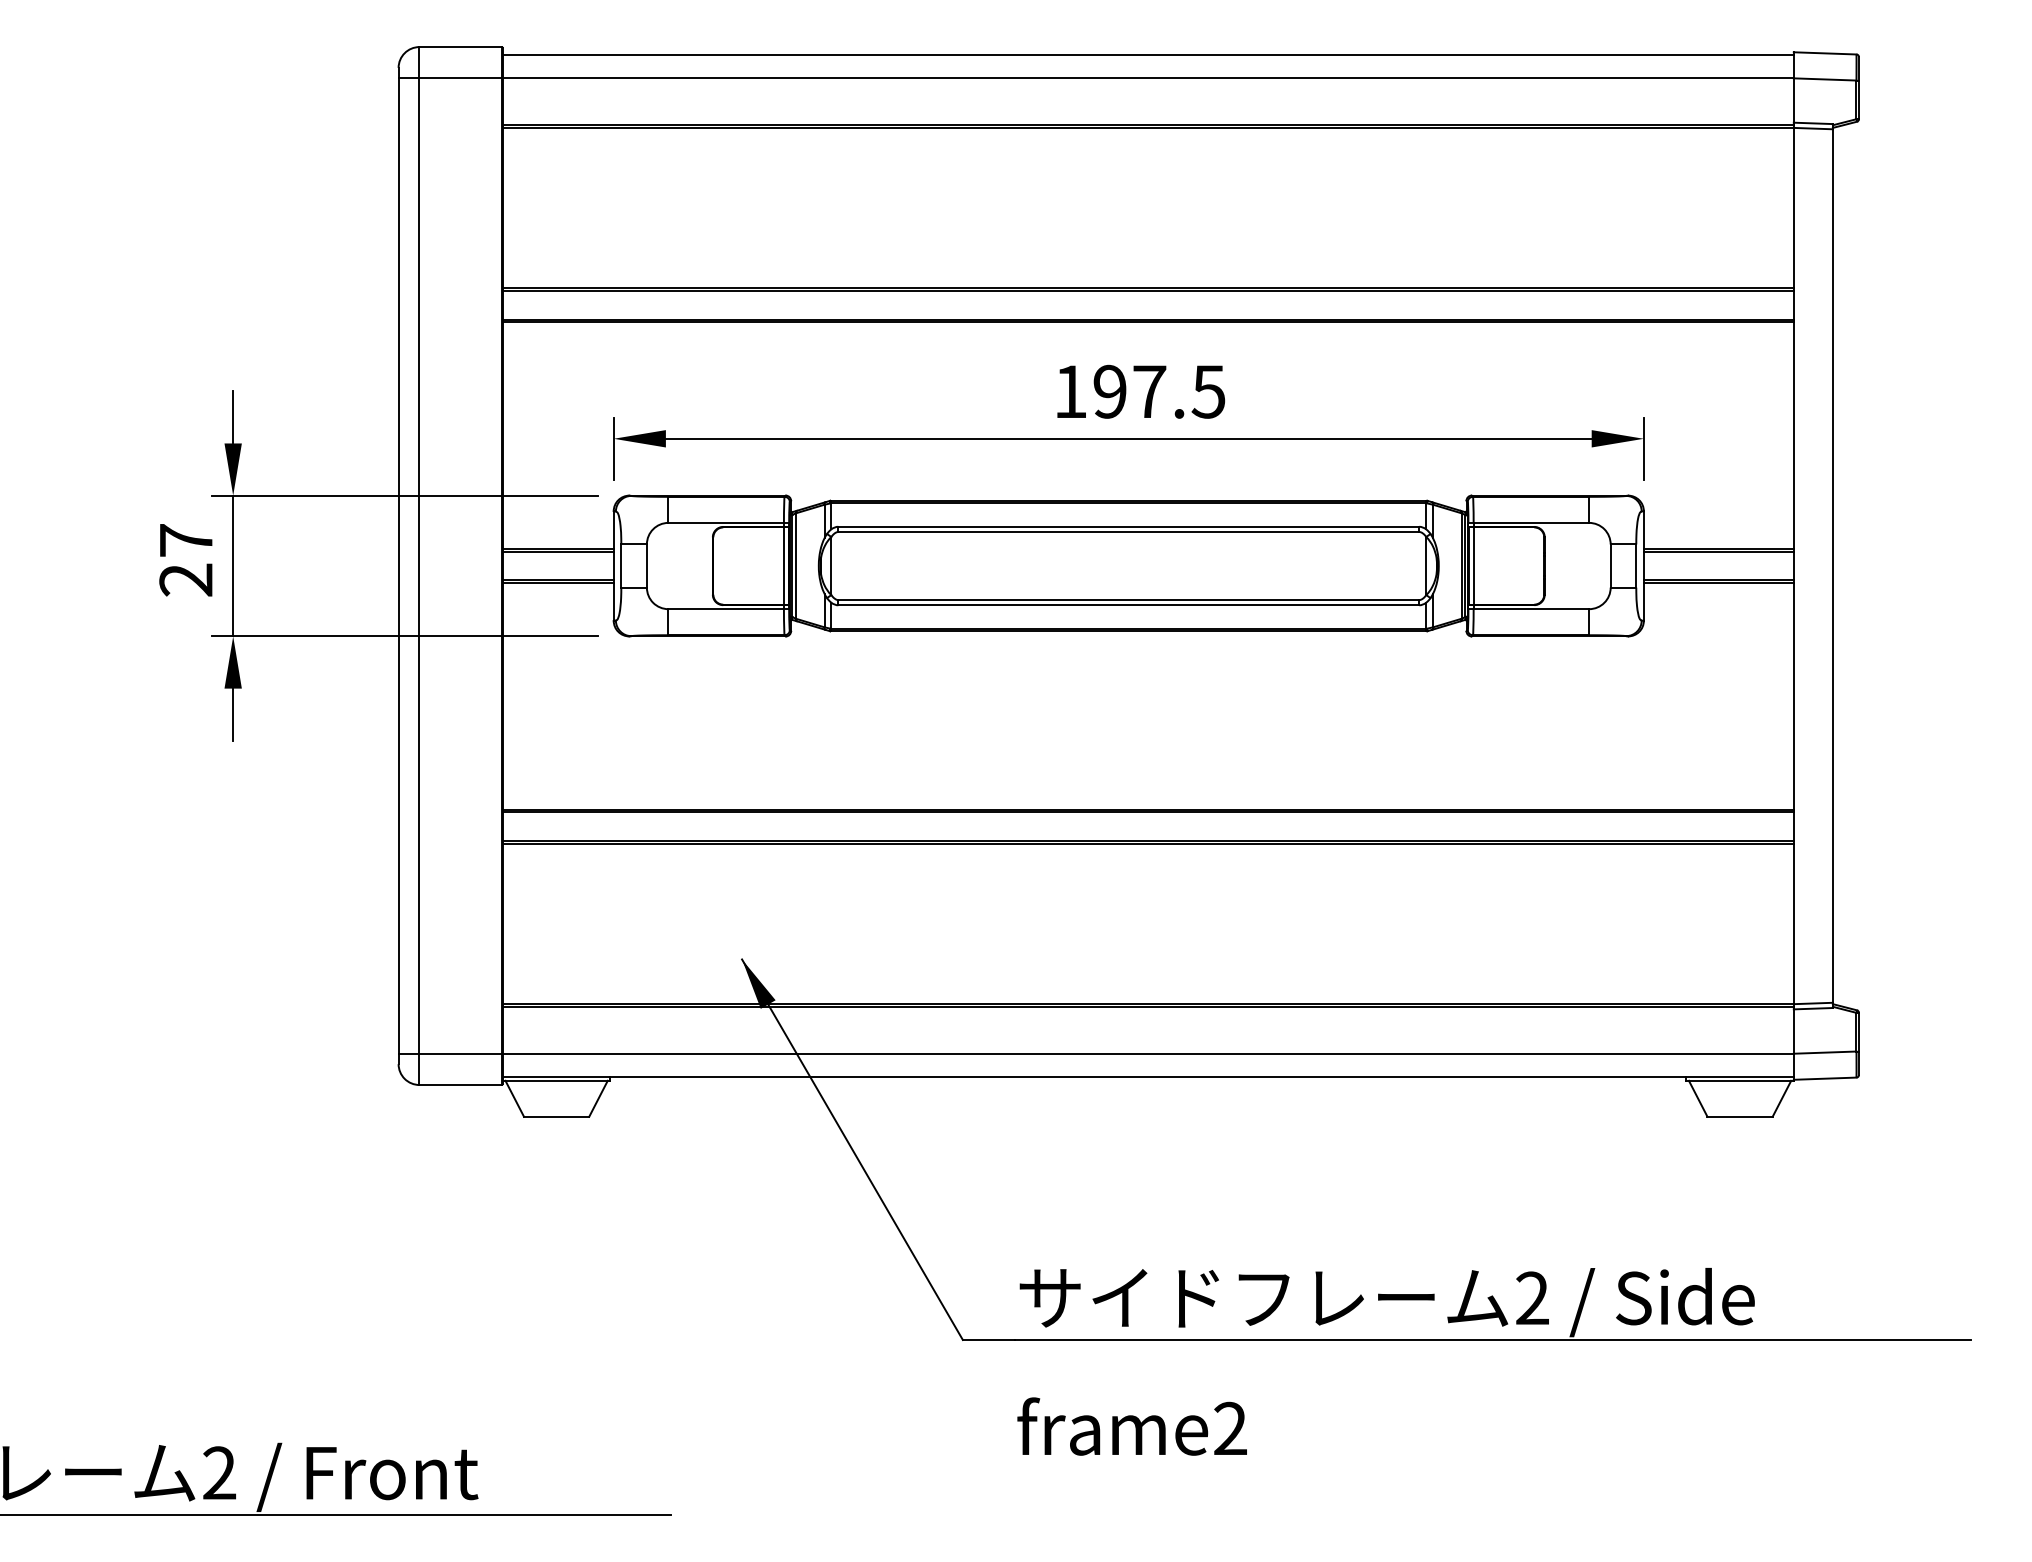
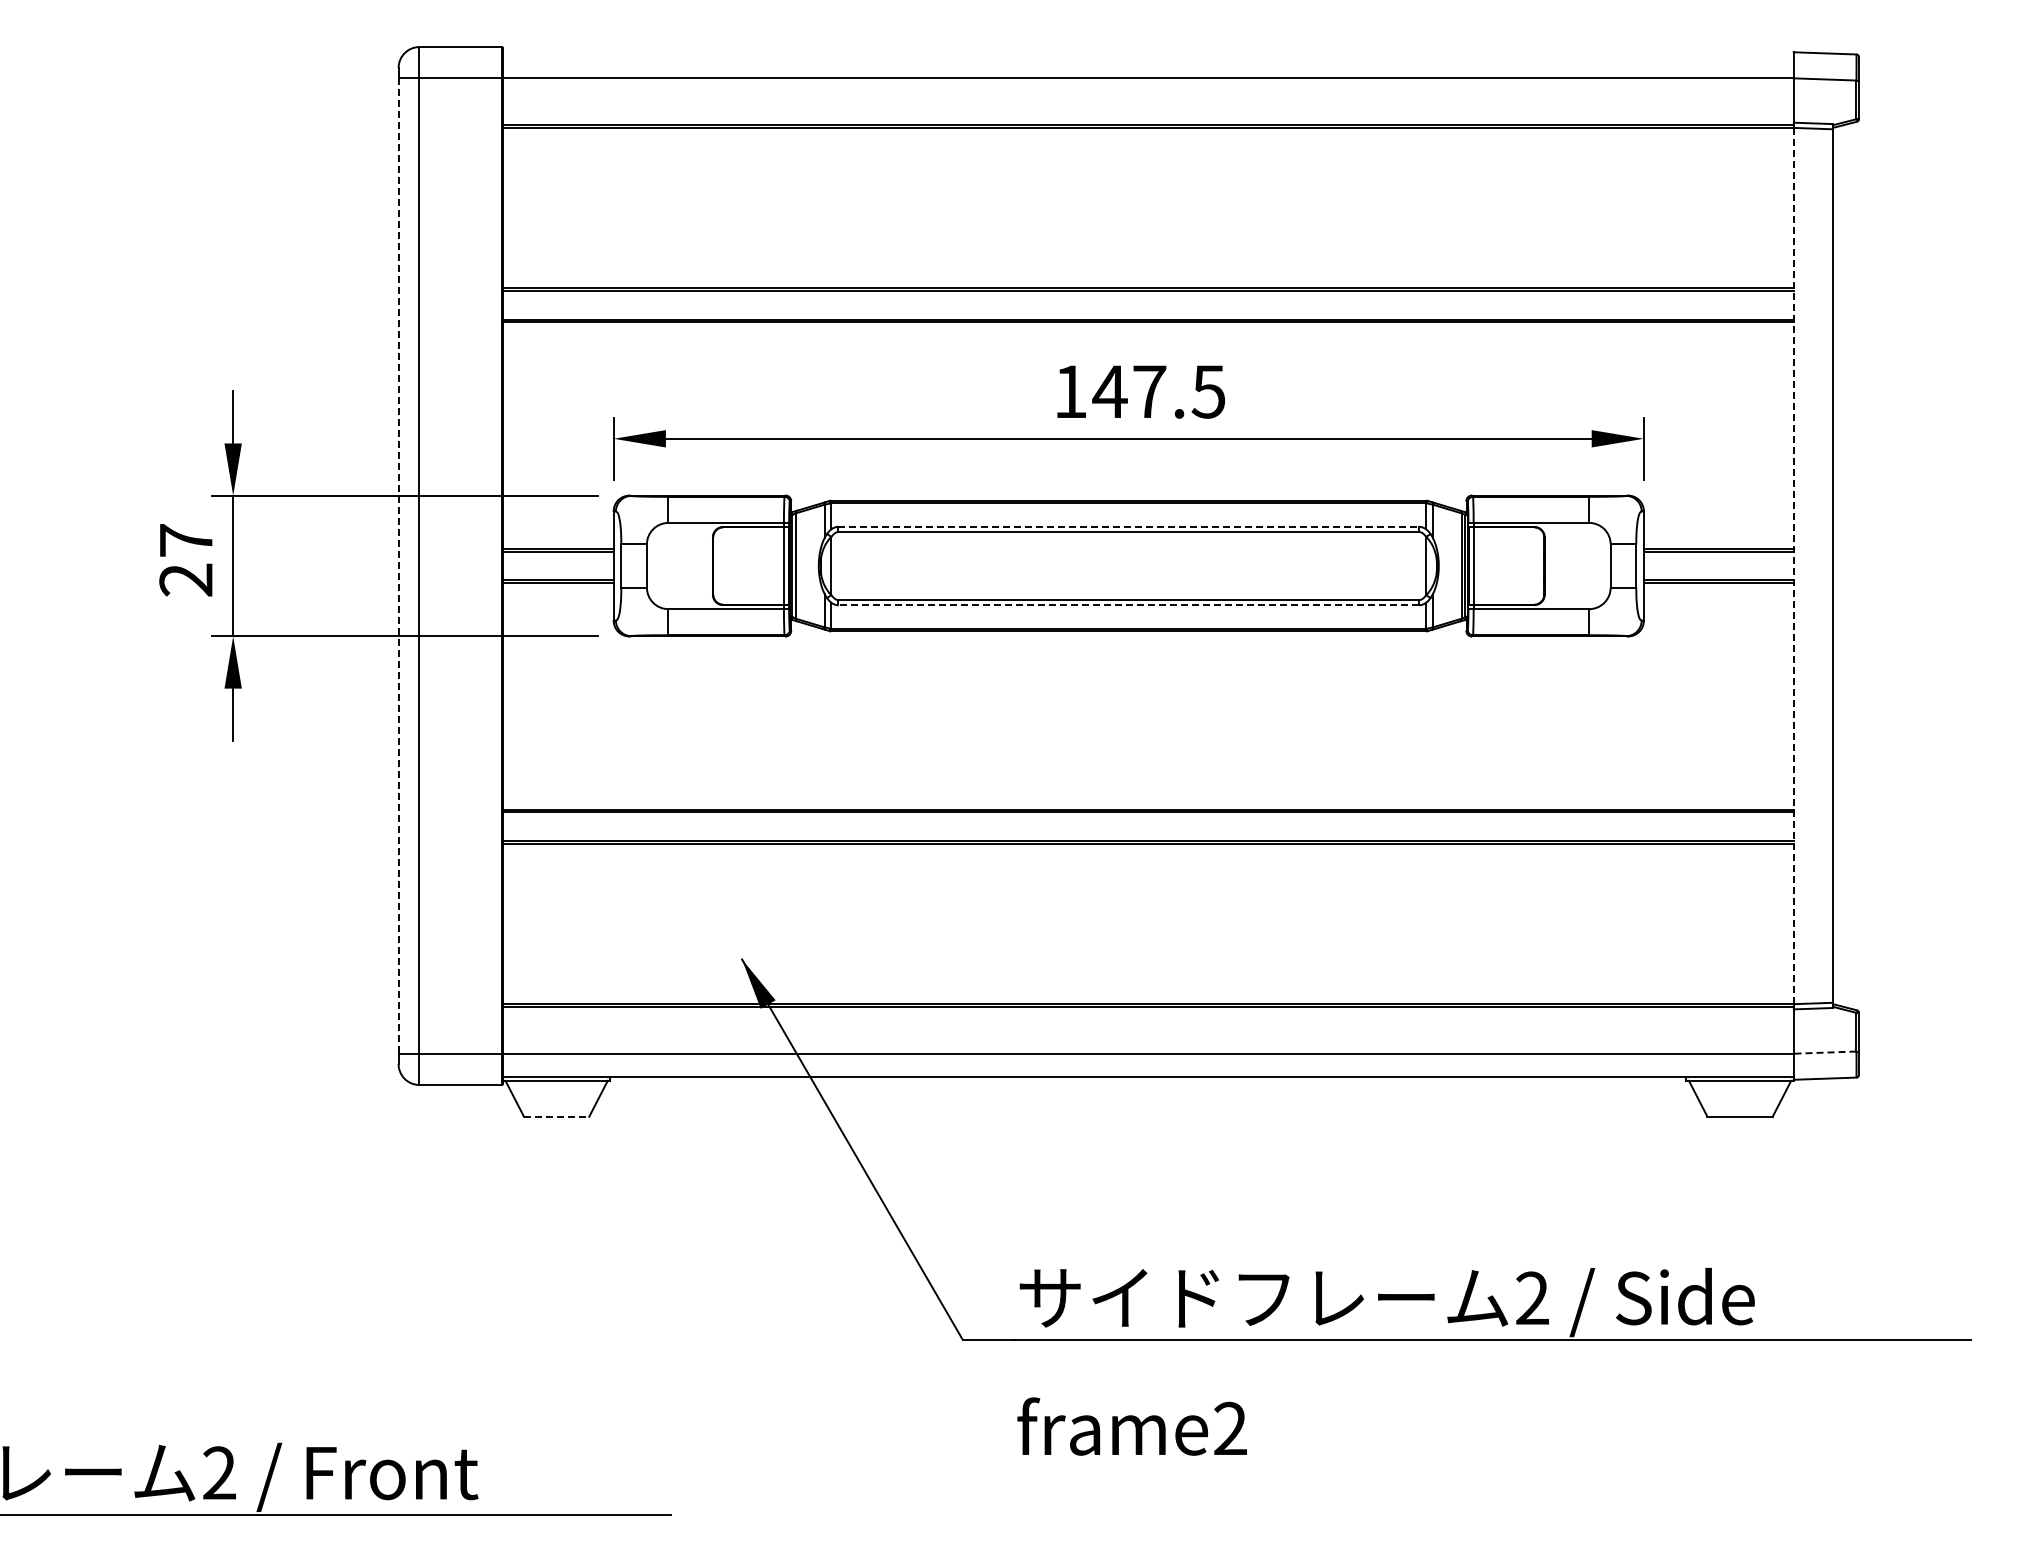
line: present -> none (1147, 54)
text: 197.5 -> 147.5 (1109, 391)
line: solid -> dashed (1129, 526)
line: solid -> dashed (1793, 565)
line: solid -> dashed (398, 566)
line: solid -> dashed (1128, 605)
line: solid -> dashed (1824, 1052)
line: solid -> dashed (556, 1116)
